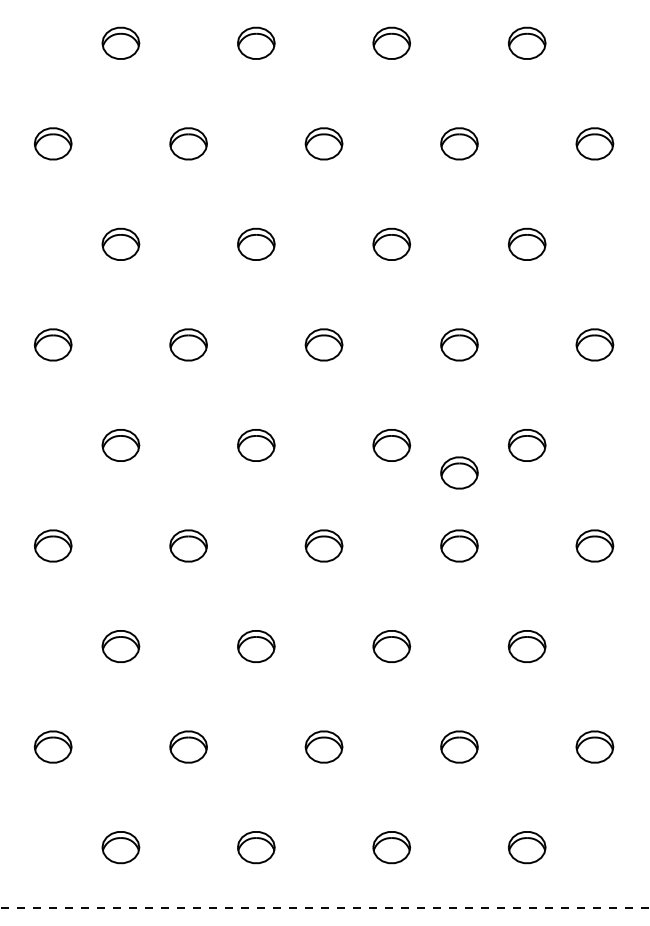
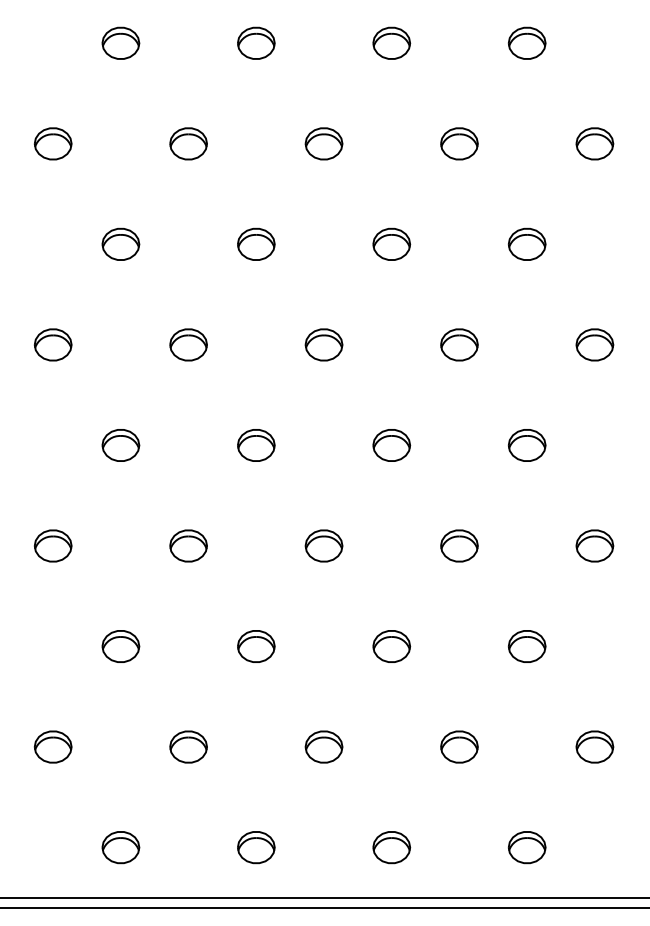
part: present -> none (459, 472)
line: none -> present (324, 898)
line: dashed -> solid (324, 908)
